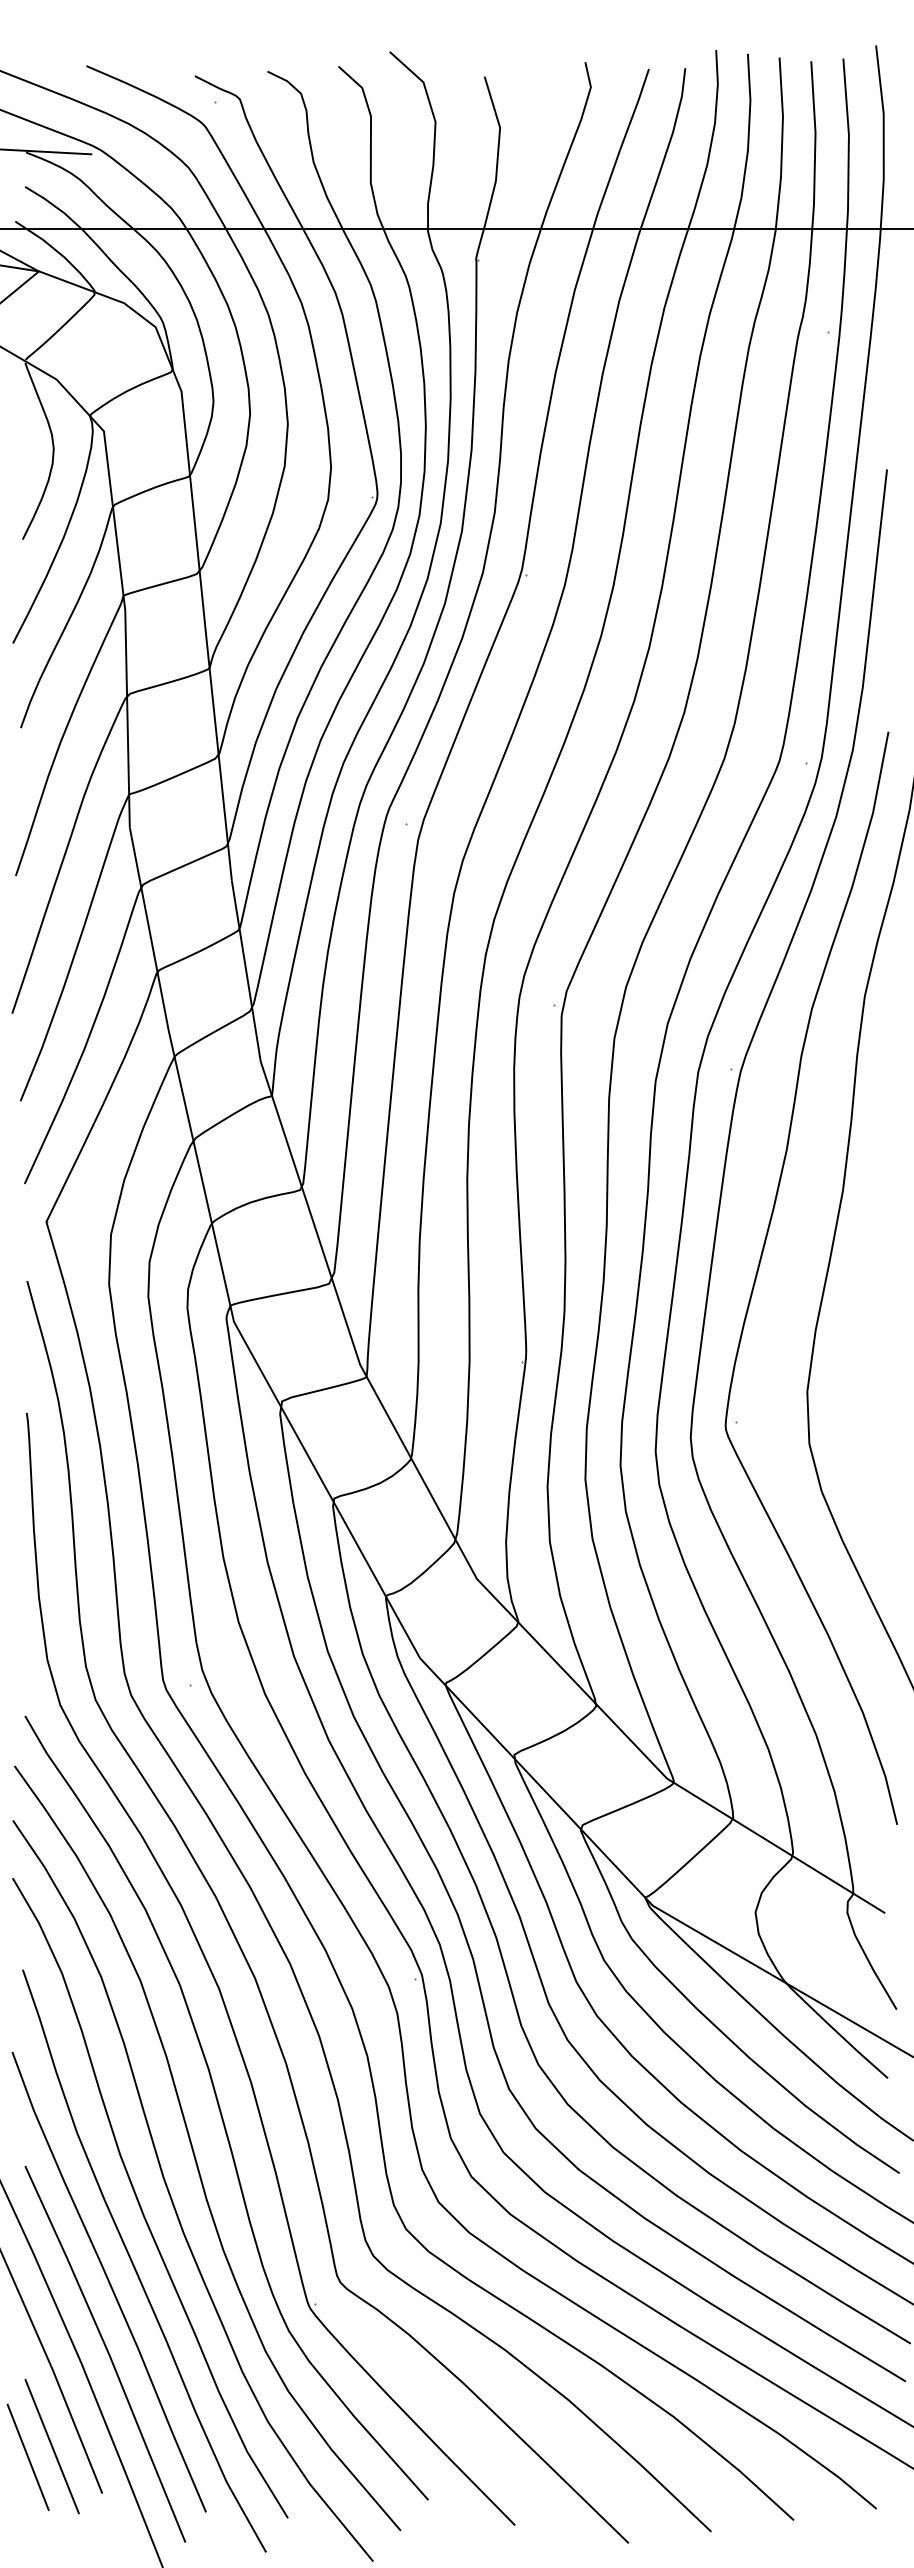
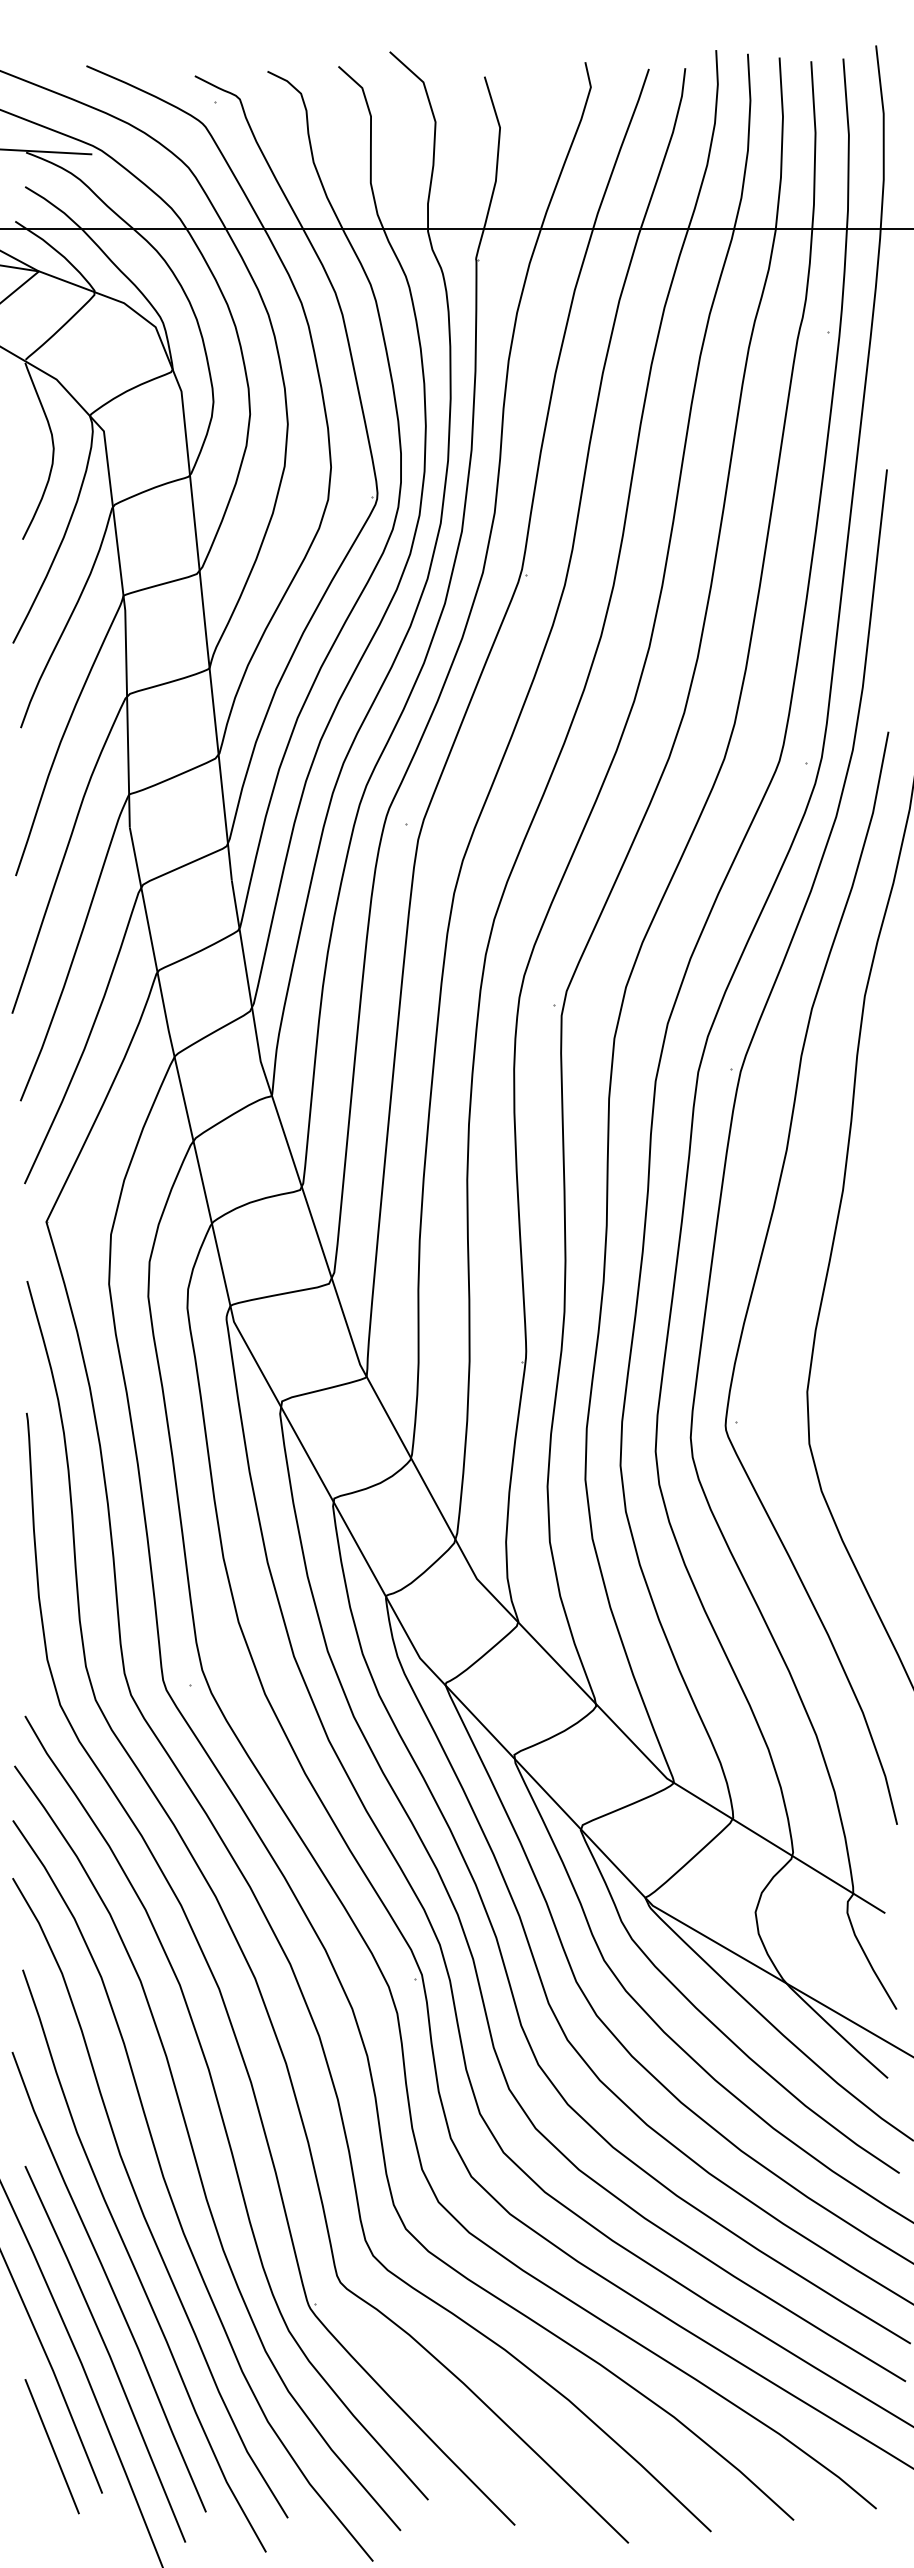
line: present -> none (27, 2456)
